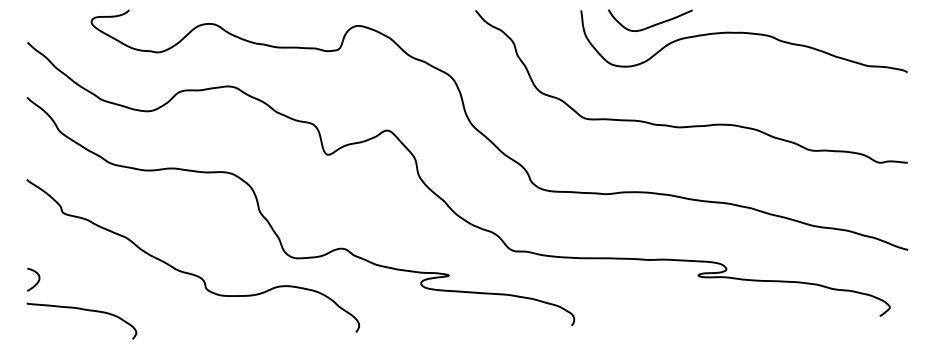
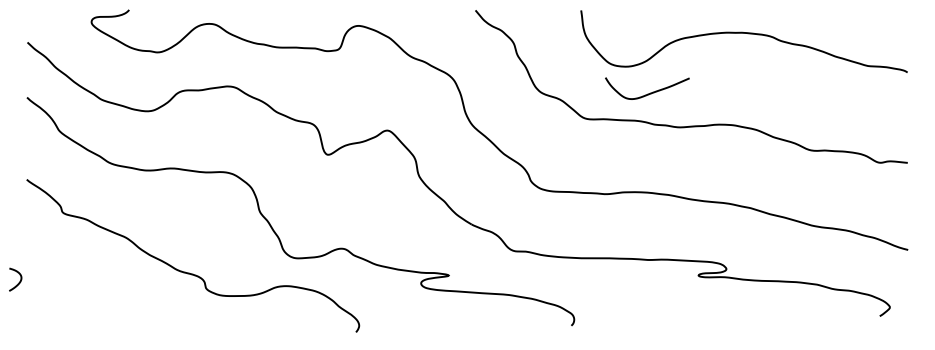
curve position: (653, 24) -> (650, 92) (650, 92)
curve position: (36, 282) -> (18, 282) (18, 282)
curve: present -> none (82, 310)
